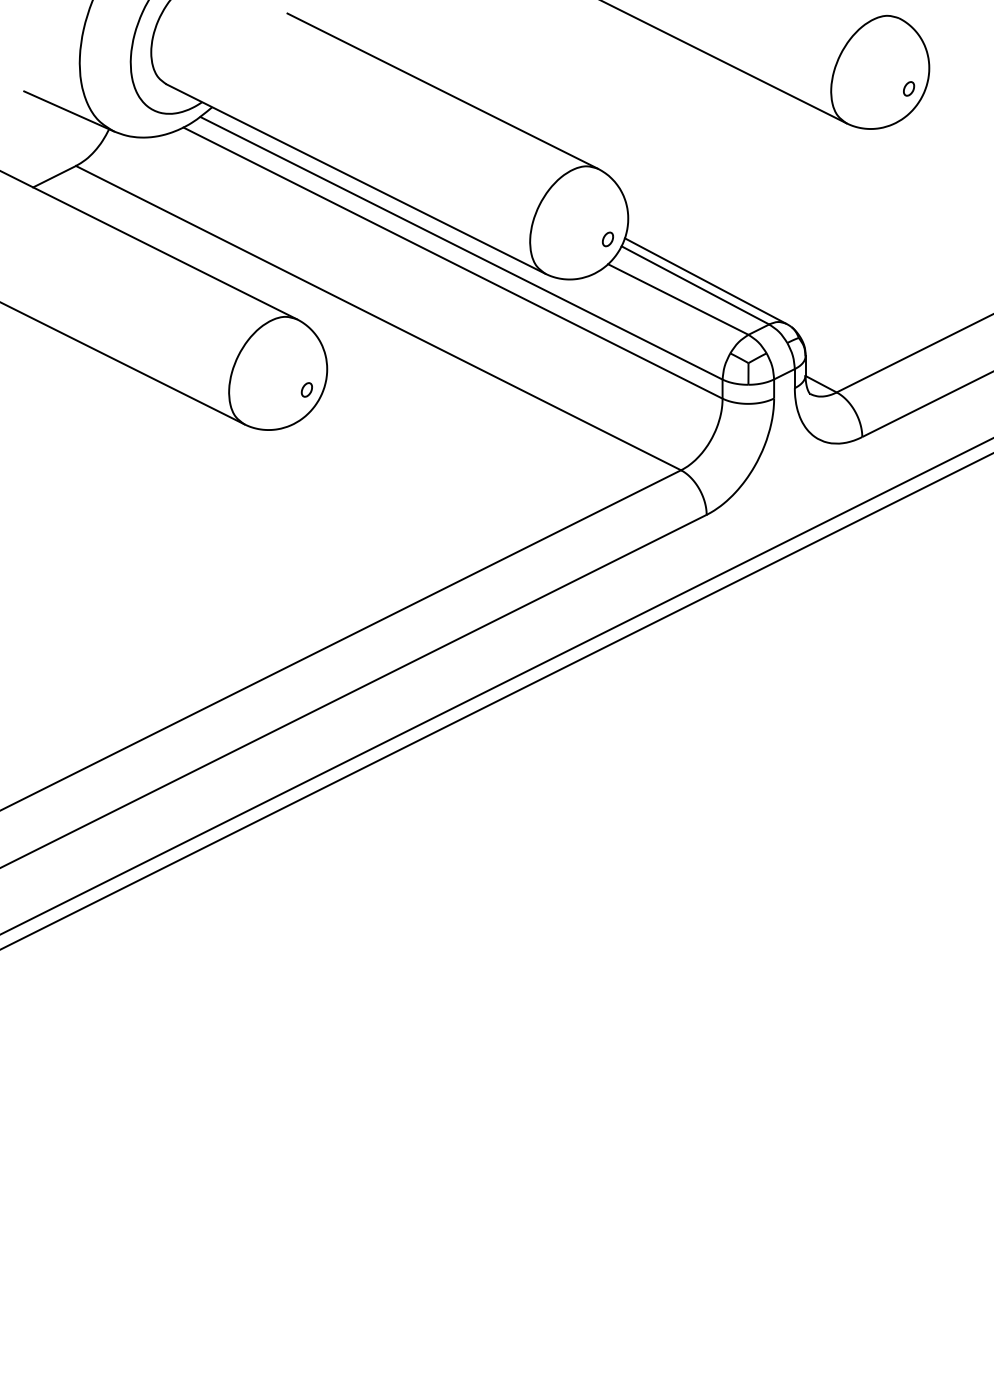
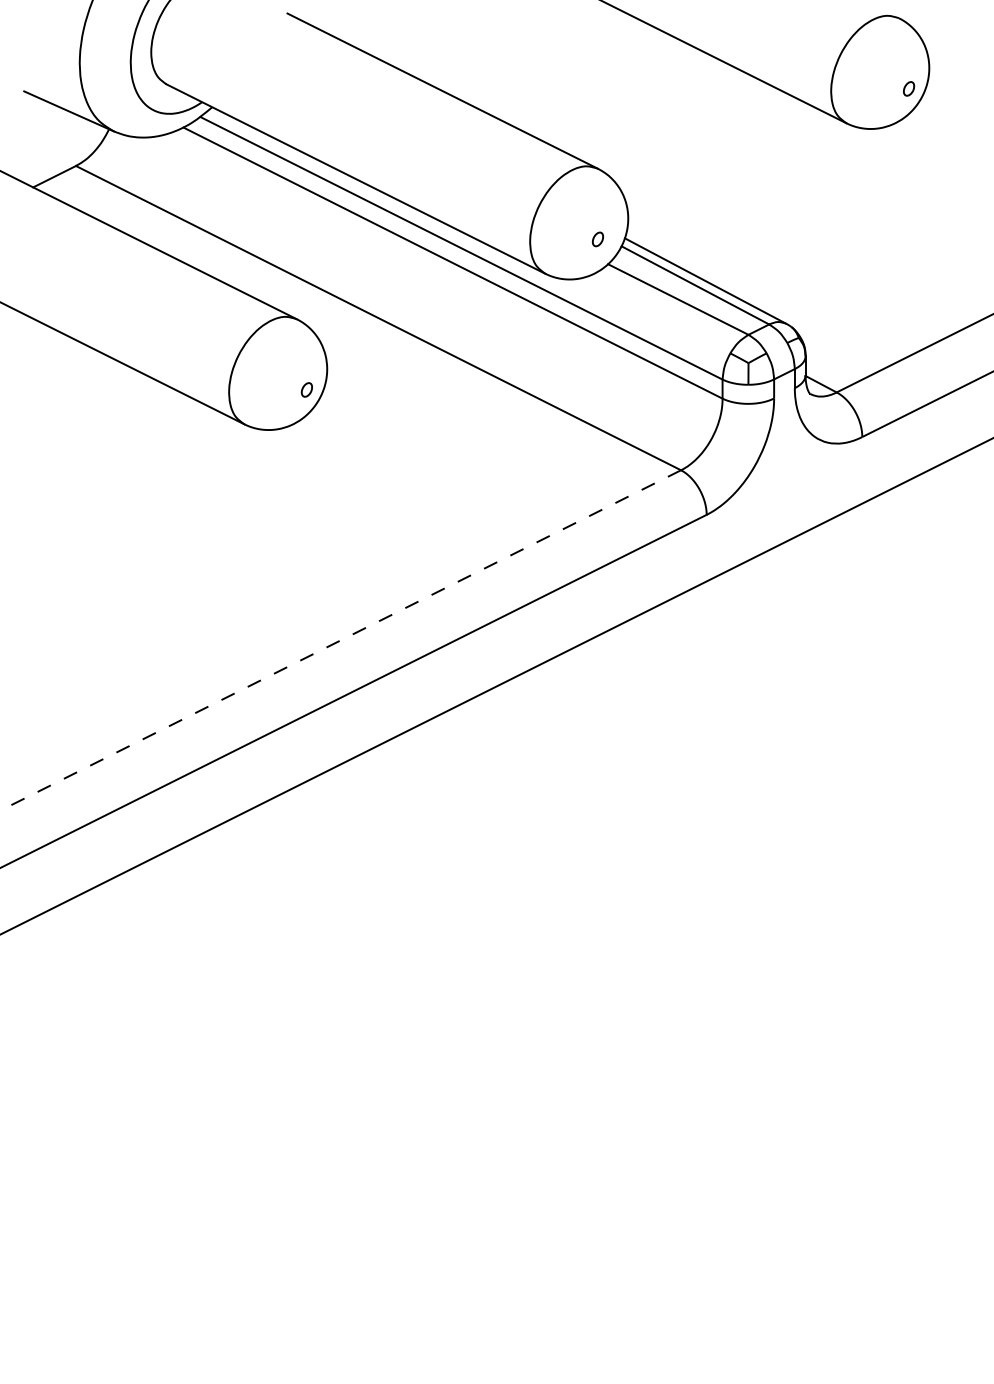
part position: (607, 239) -> (597, 239) (597, 239)
line: solid -> dashed (340, 640)
line: present -> none (496, 701)
